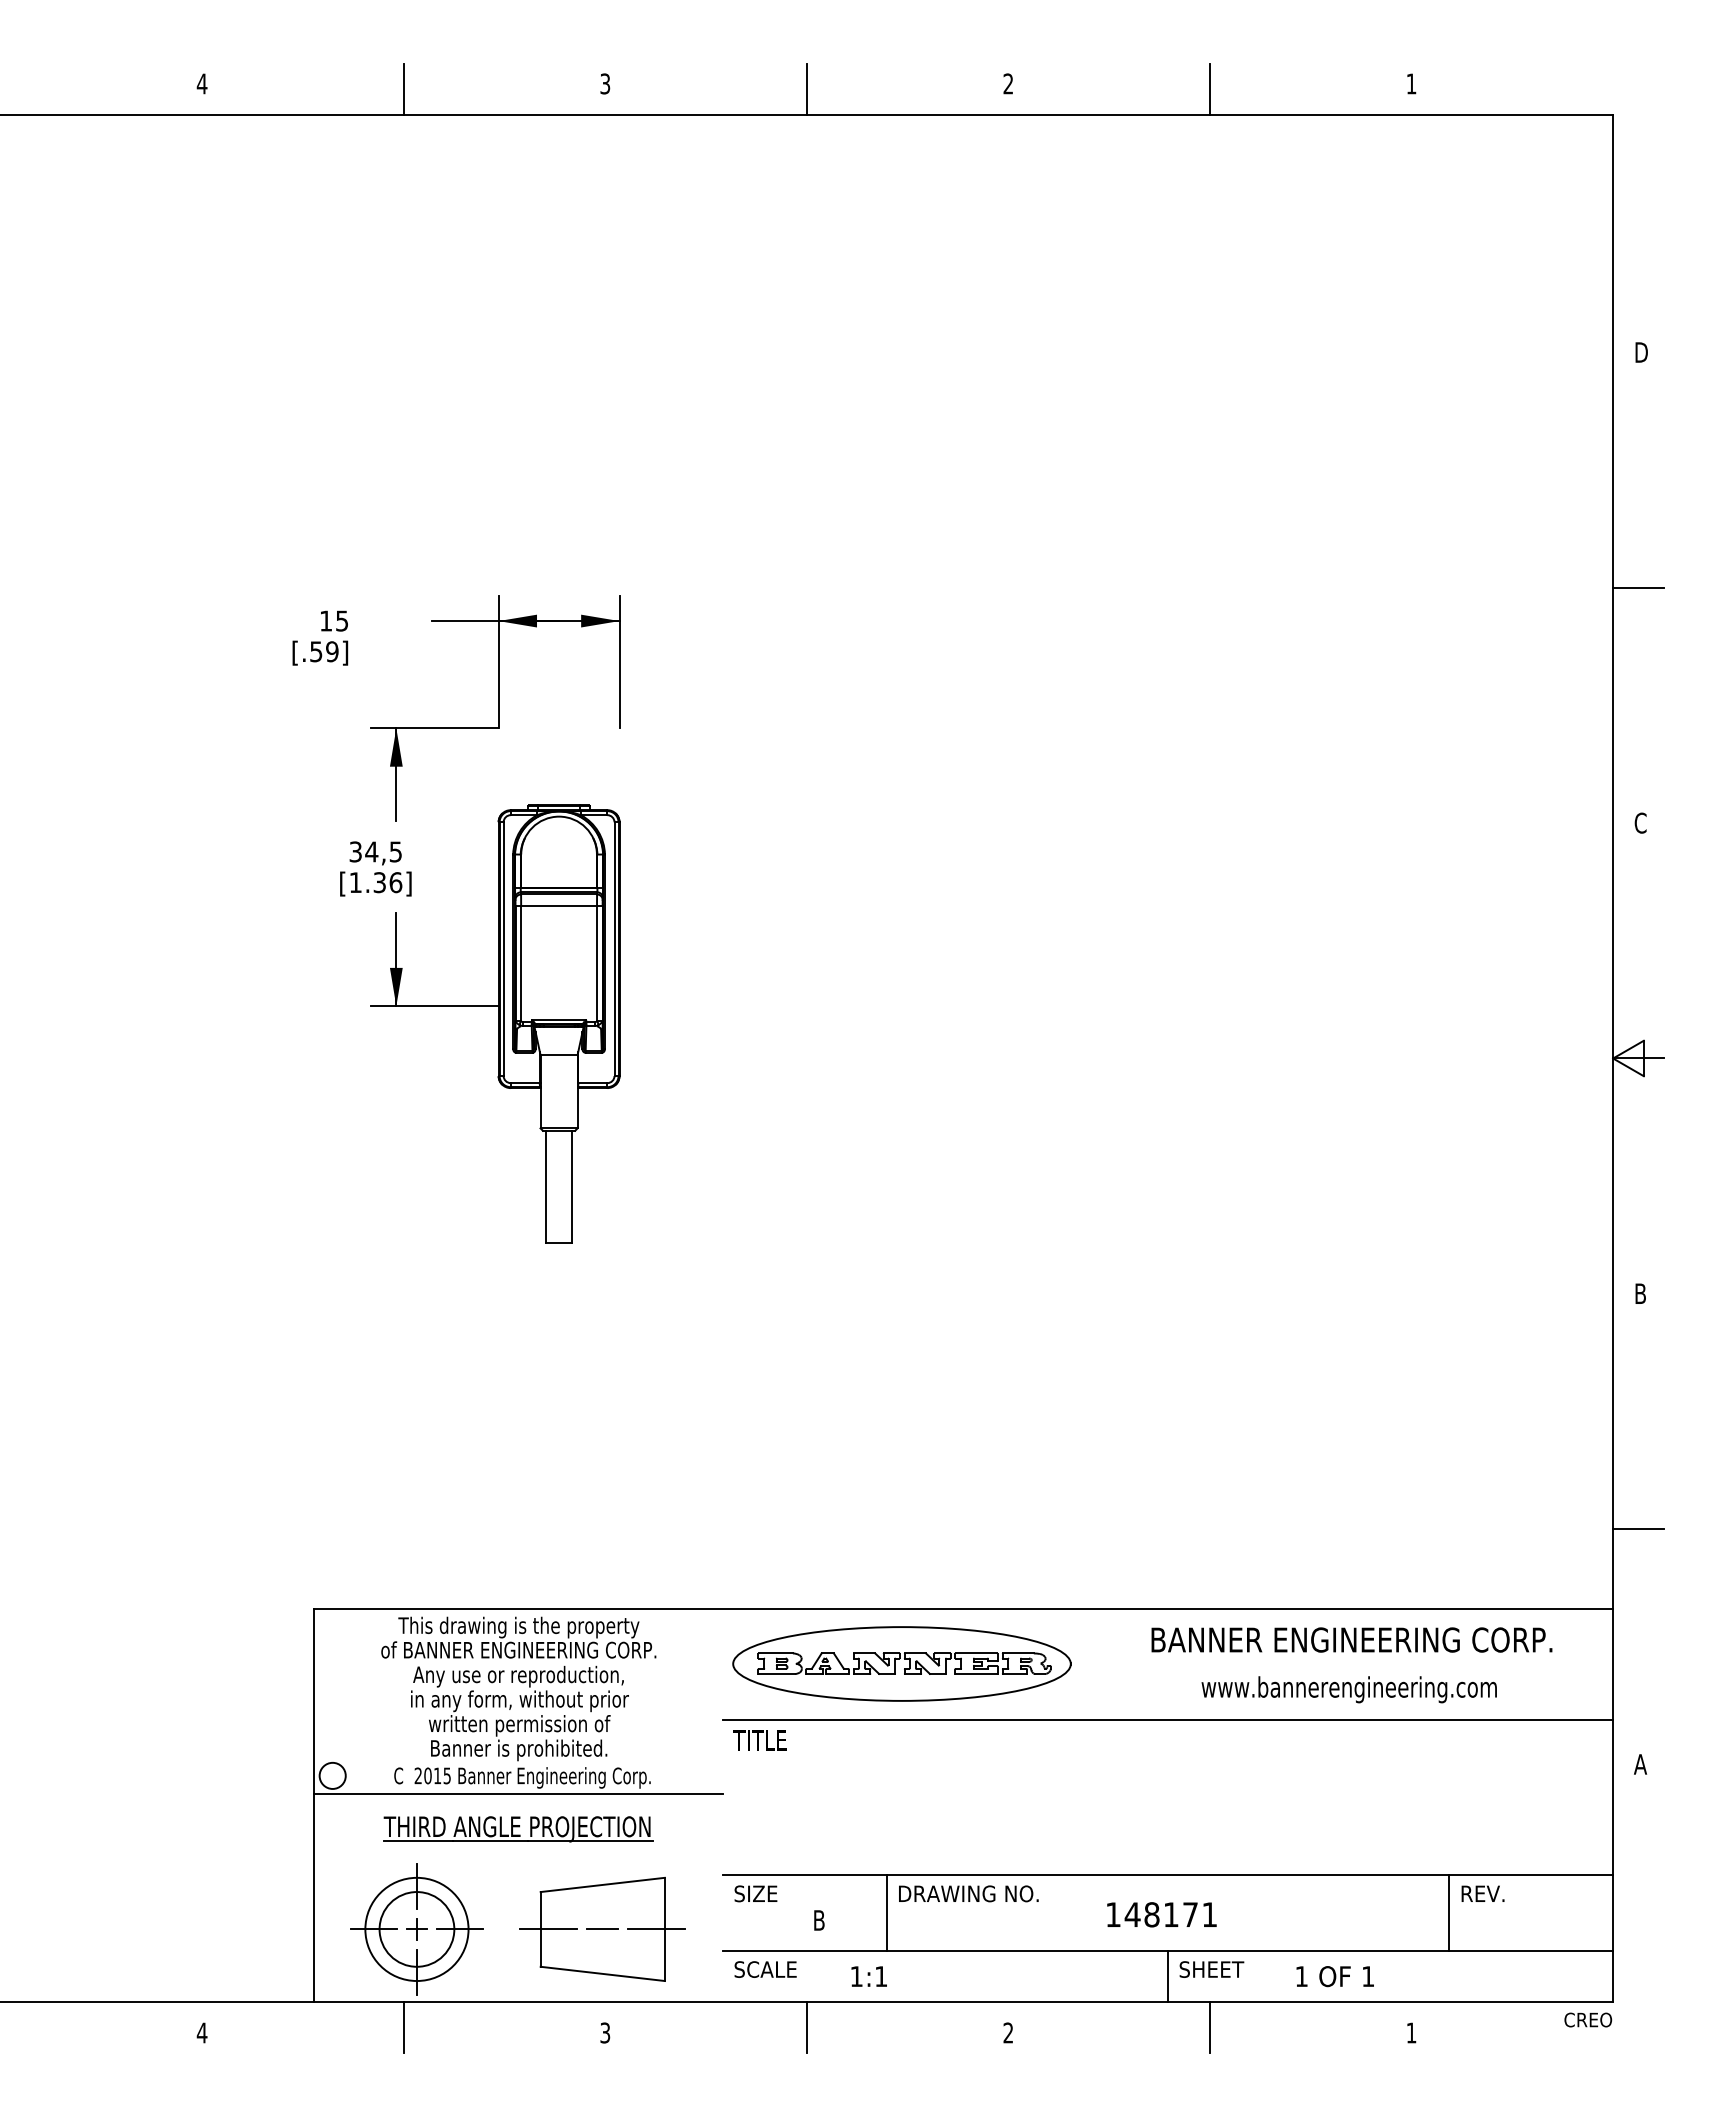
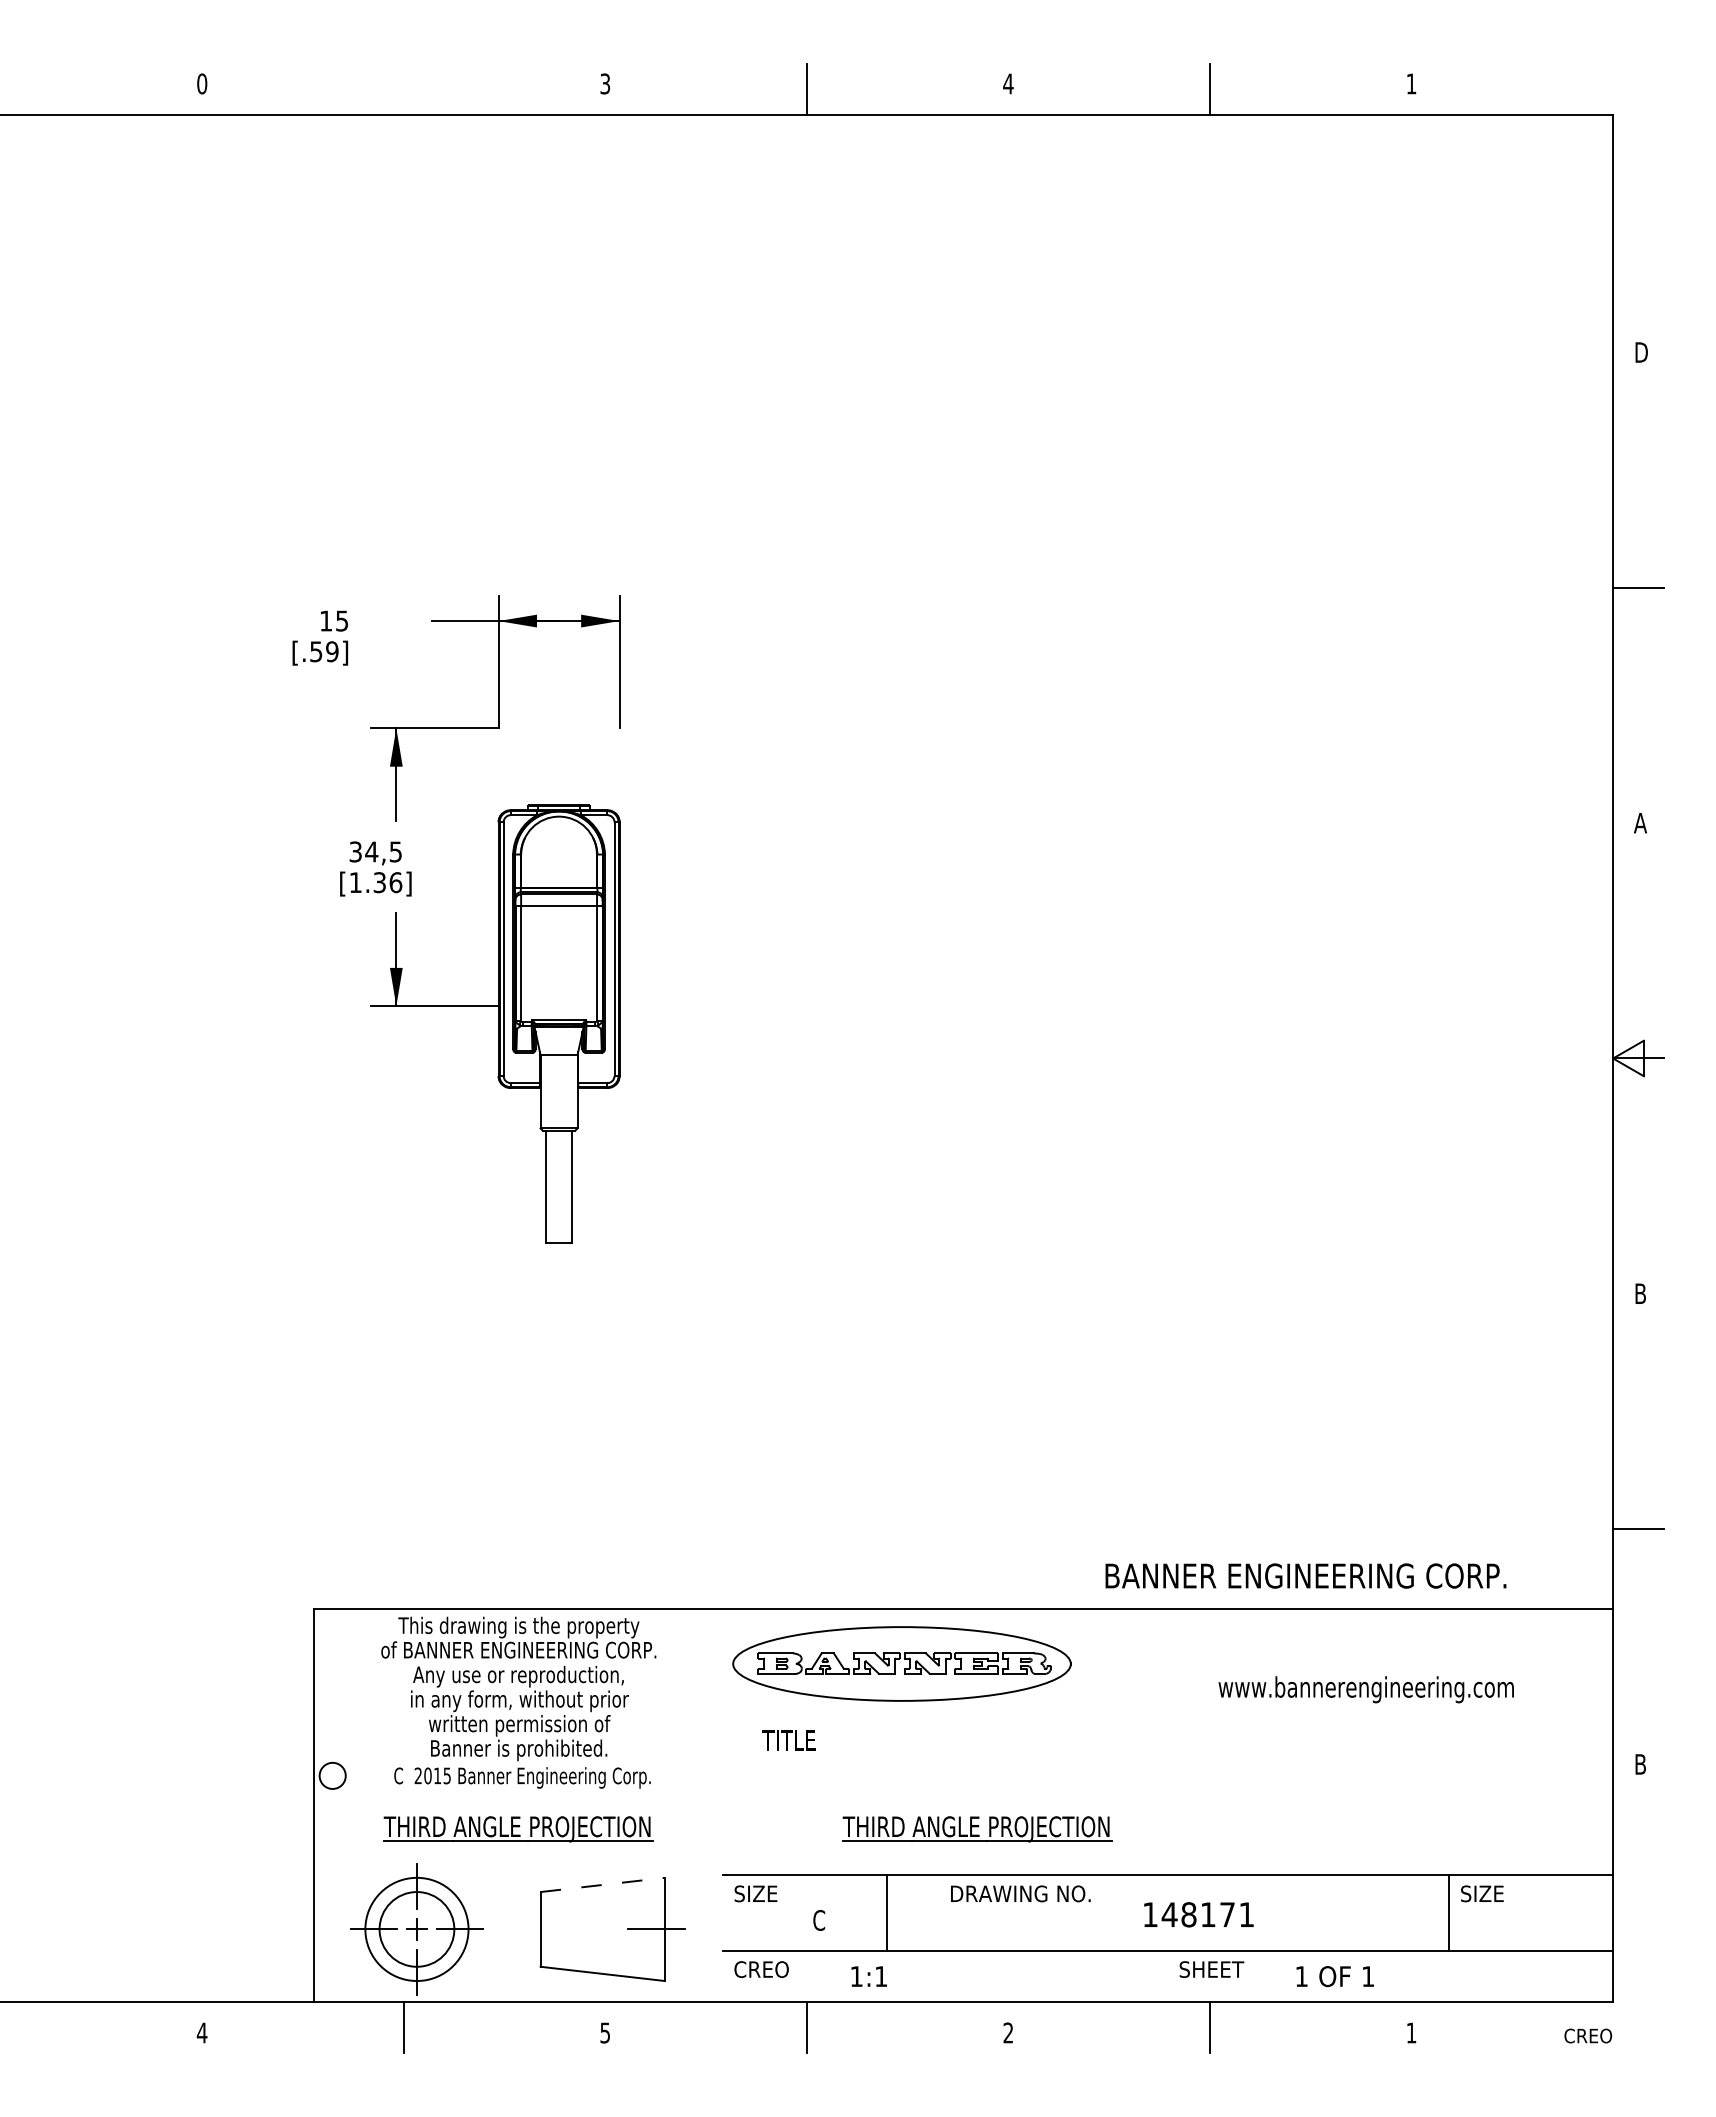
text: 4 -> 0 (201, 83)
text: 2 -> 4 (1008, 83)
line: present -> none (403, 88)
text: C -> A (1640, 822)
text position: (1351, 1639) -> (1305, 1575) (1305, 1575)
text position: (1348, 1689) -> (1365, 1689) (1365, 1689)
line: present -> none (1168, 1719)
text position: (759, 1740) -> (788, 1740) (788, 1740)
text: A -> B (1640, 1764)
line: present -> none (518, 1793)
part: none -> present (977, 1829)
line: solid -> dashed (603, 1884)
text position: (968, 1893) -> (1020, 1893) (1020, 1893)
text: REV. -> SIZE (1482, 1893)
text position: (1161, 1914) -> (1198, 1914) (1198, 1914)
text: B -> C (819, 1920)
line: present -> none (548, 1929)
line: present -> none (602, 1929)
text: SCALE -> CREO (765, 1969)
line: present -> none (1168, 1976)
text position: (1588, 2019) -> (1588, 2035) (1588, 2035)
text: 3 -> 5 (605, 2032)
